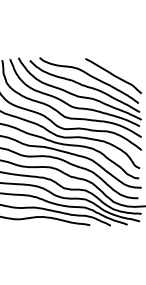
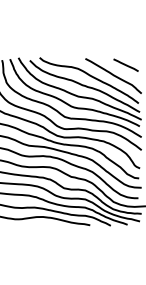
line: none -> present (125, 64)
